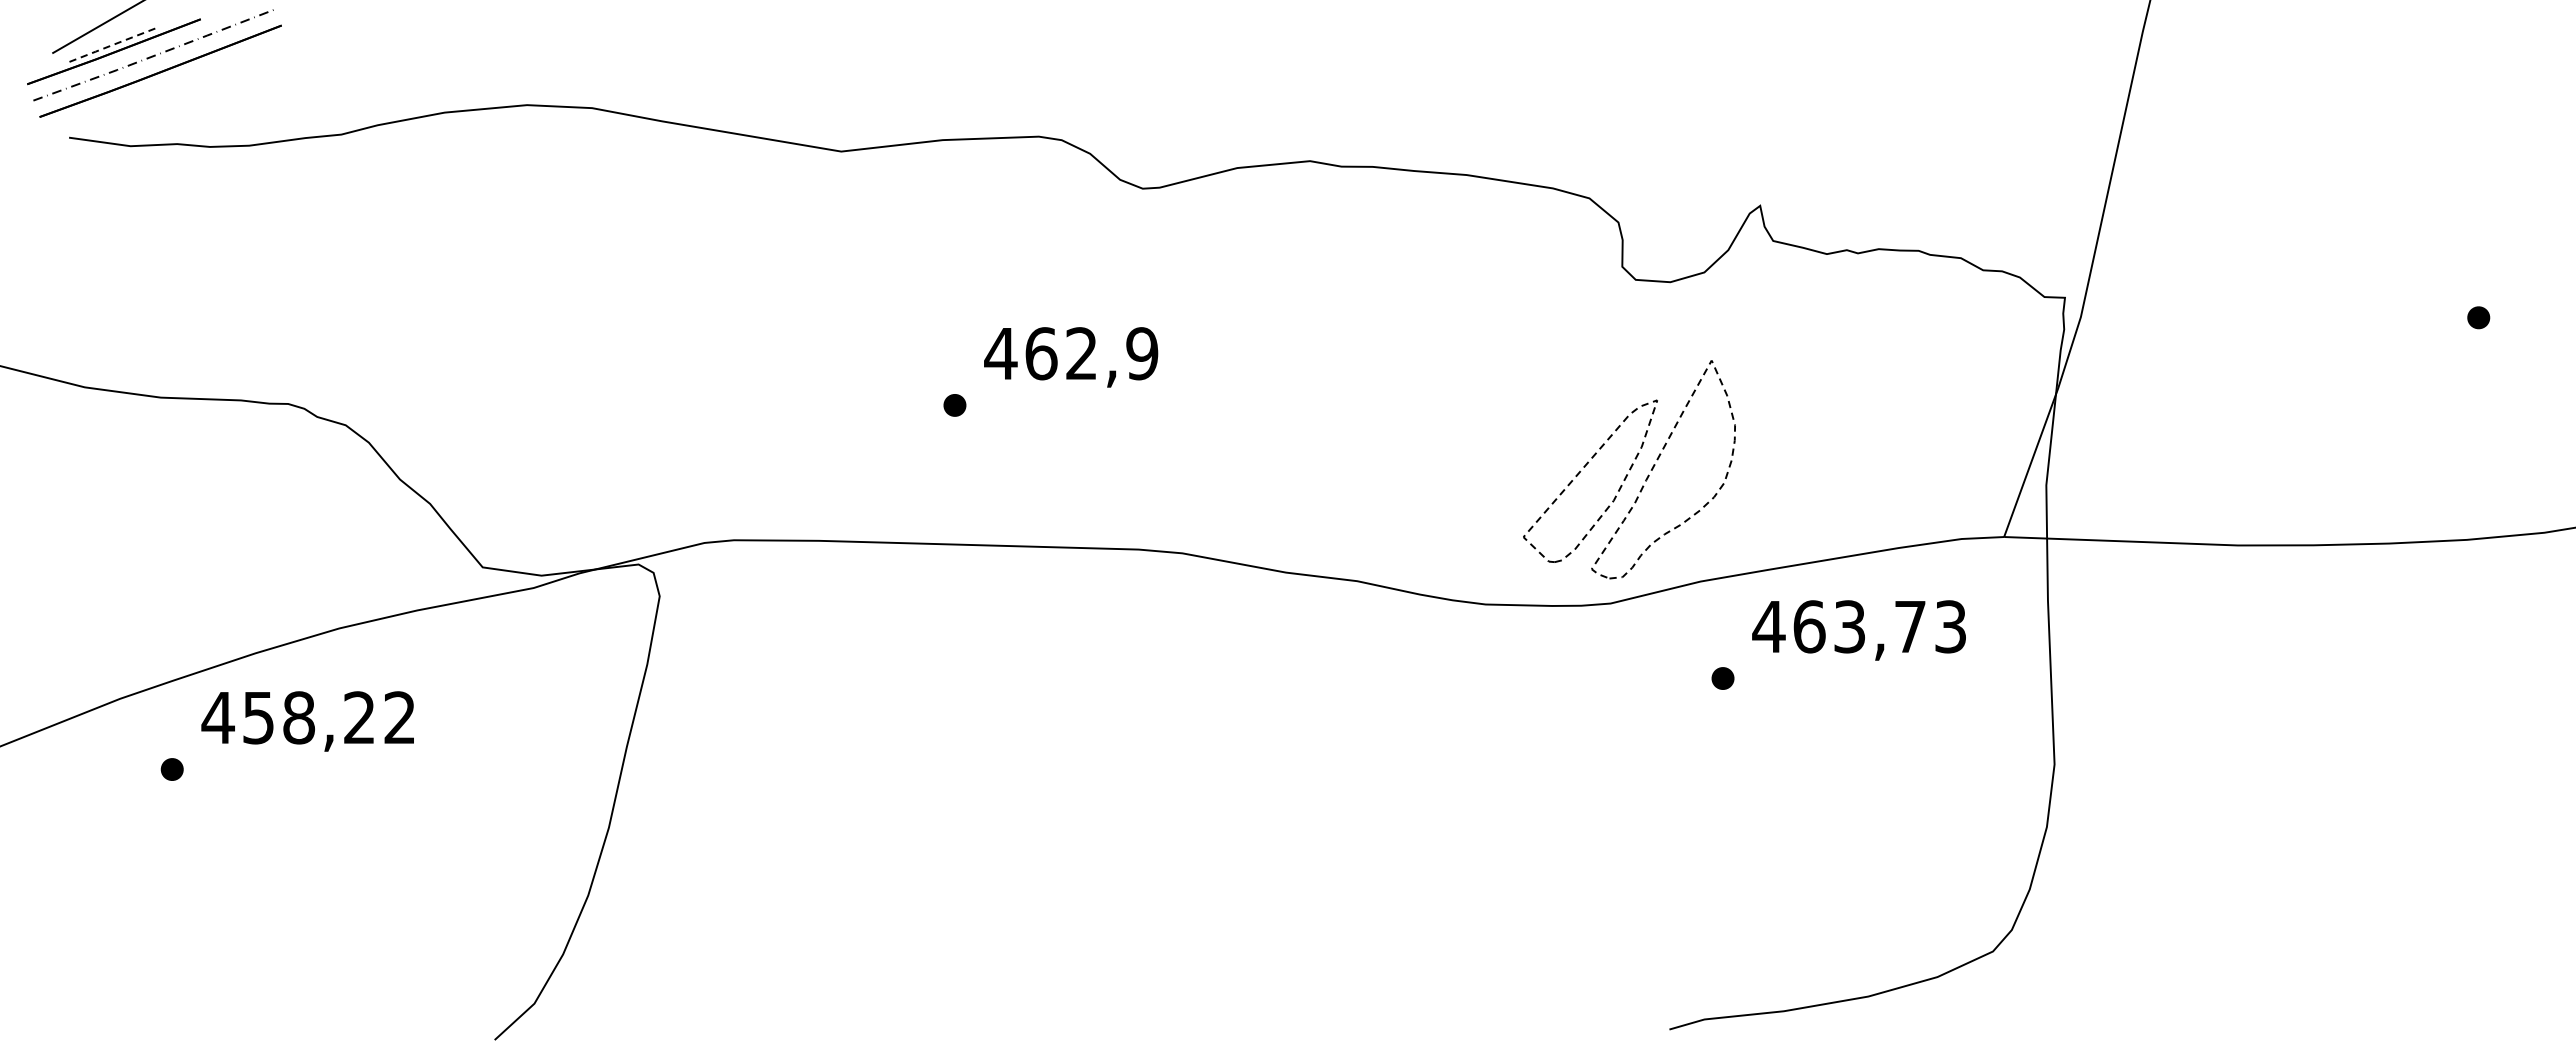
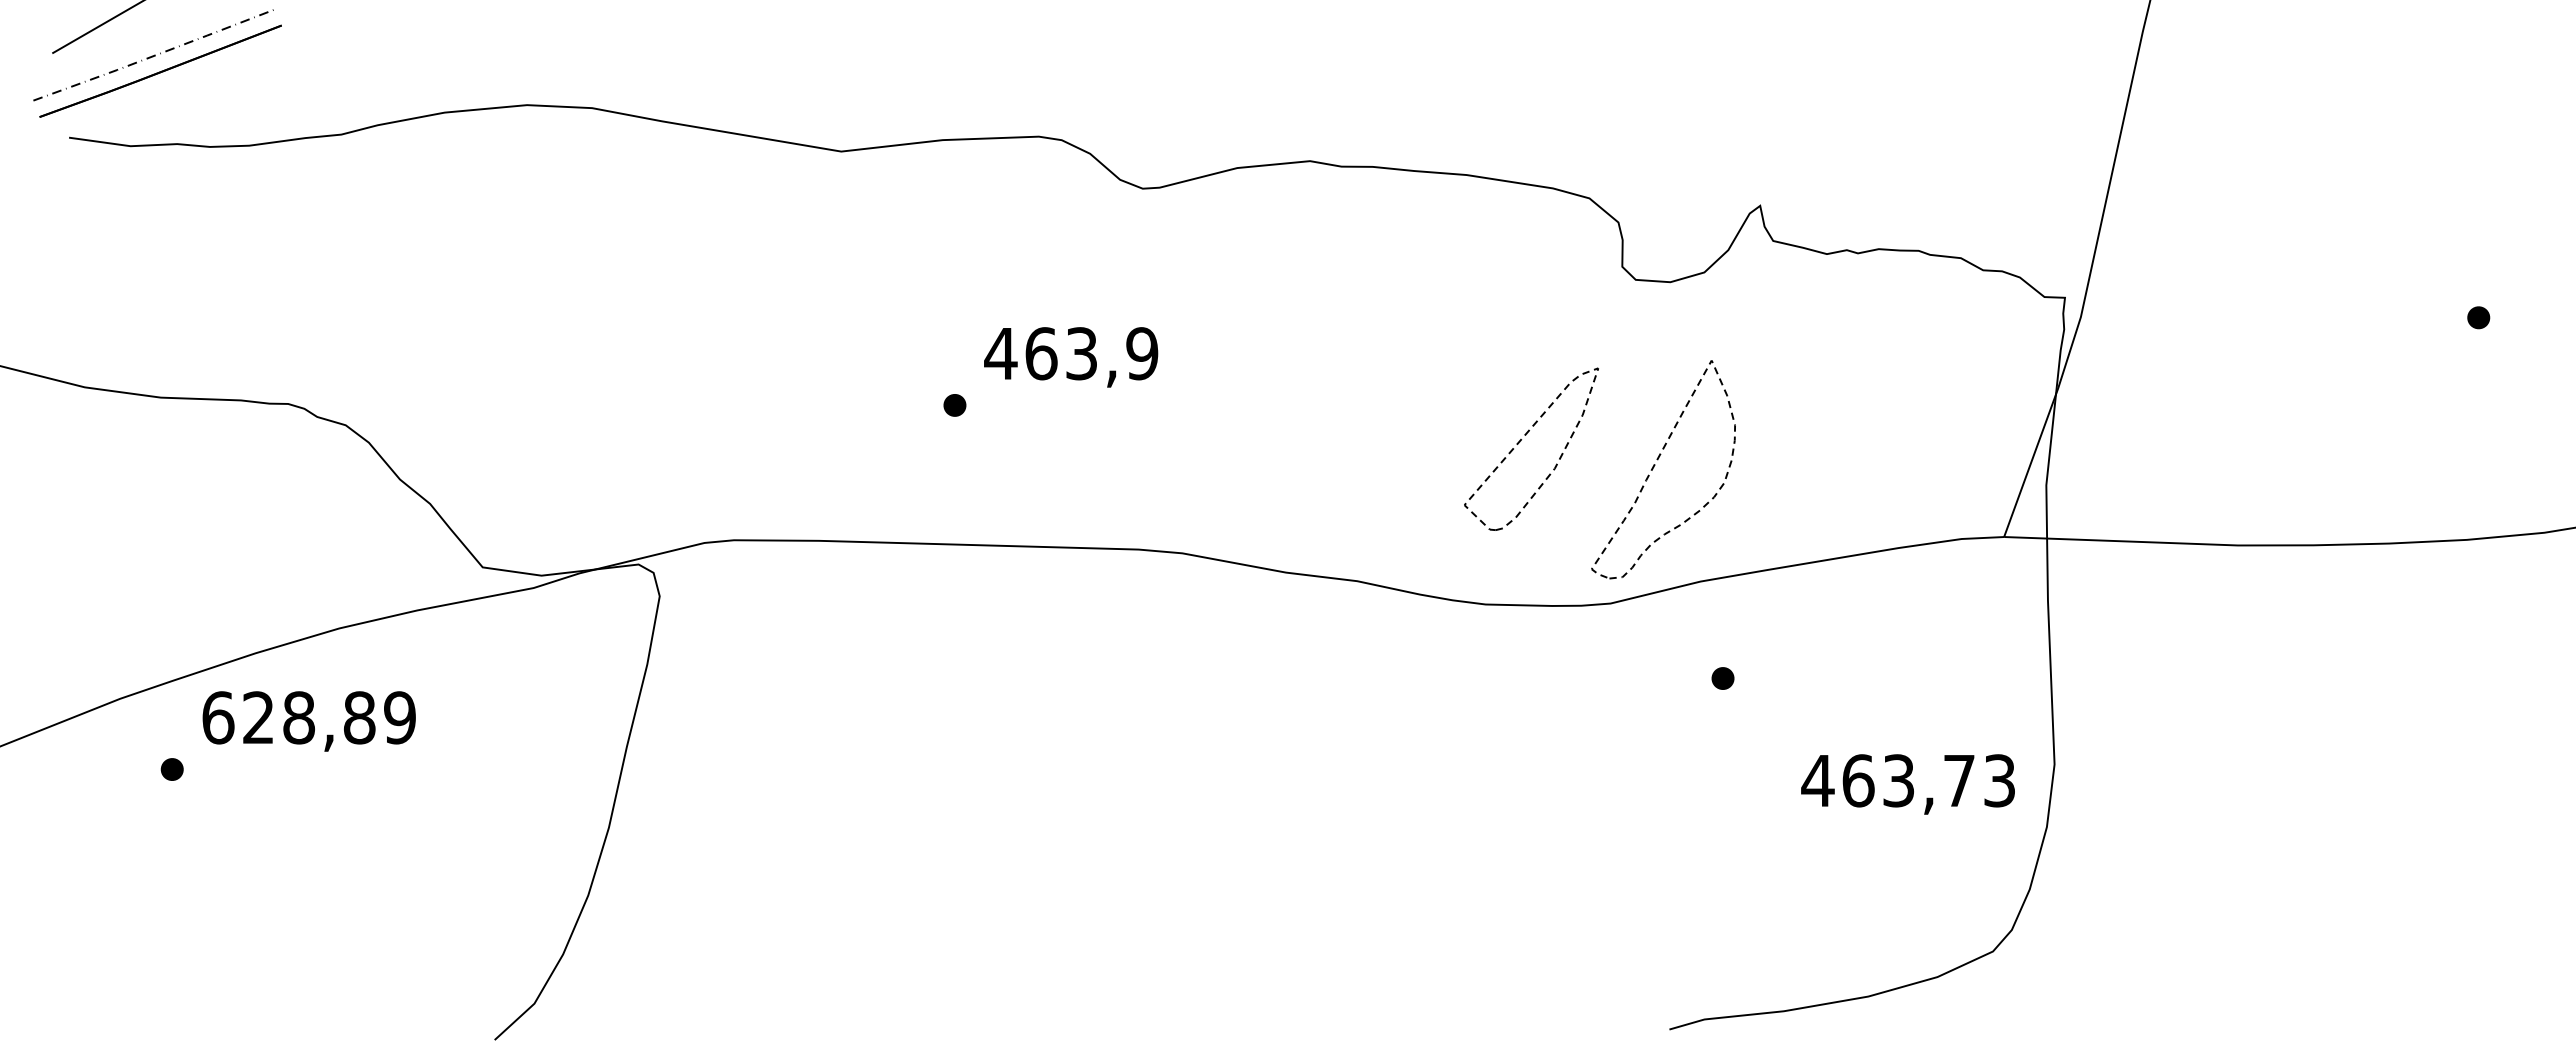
part: present -> none (113, 51)
text: 462,9 -> 463,9 (1081, 353)
part position: (1579, 474) -> (1520, 442) (1520, 442)
text position: (1858, 630) -> (1907, 784) (1907, 784)
text: 458,22 -> 628,89 (308, 717)
